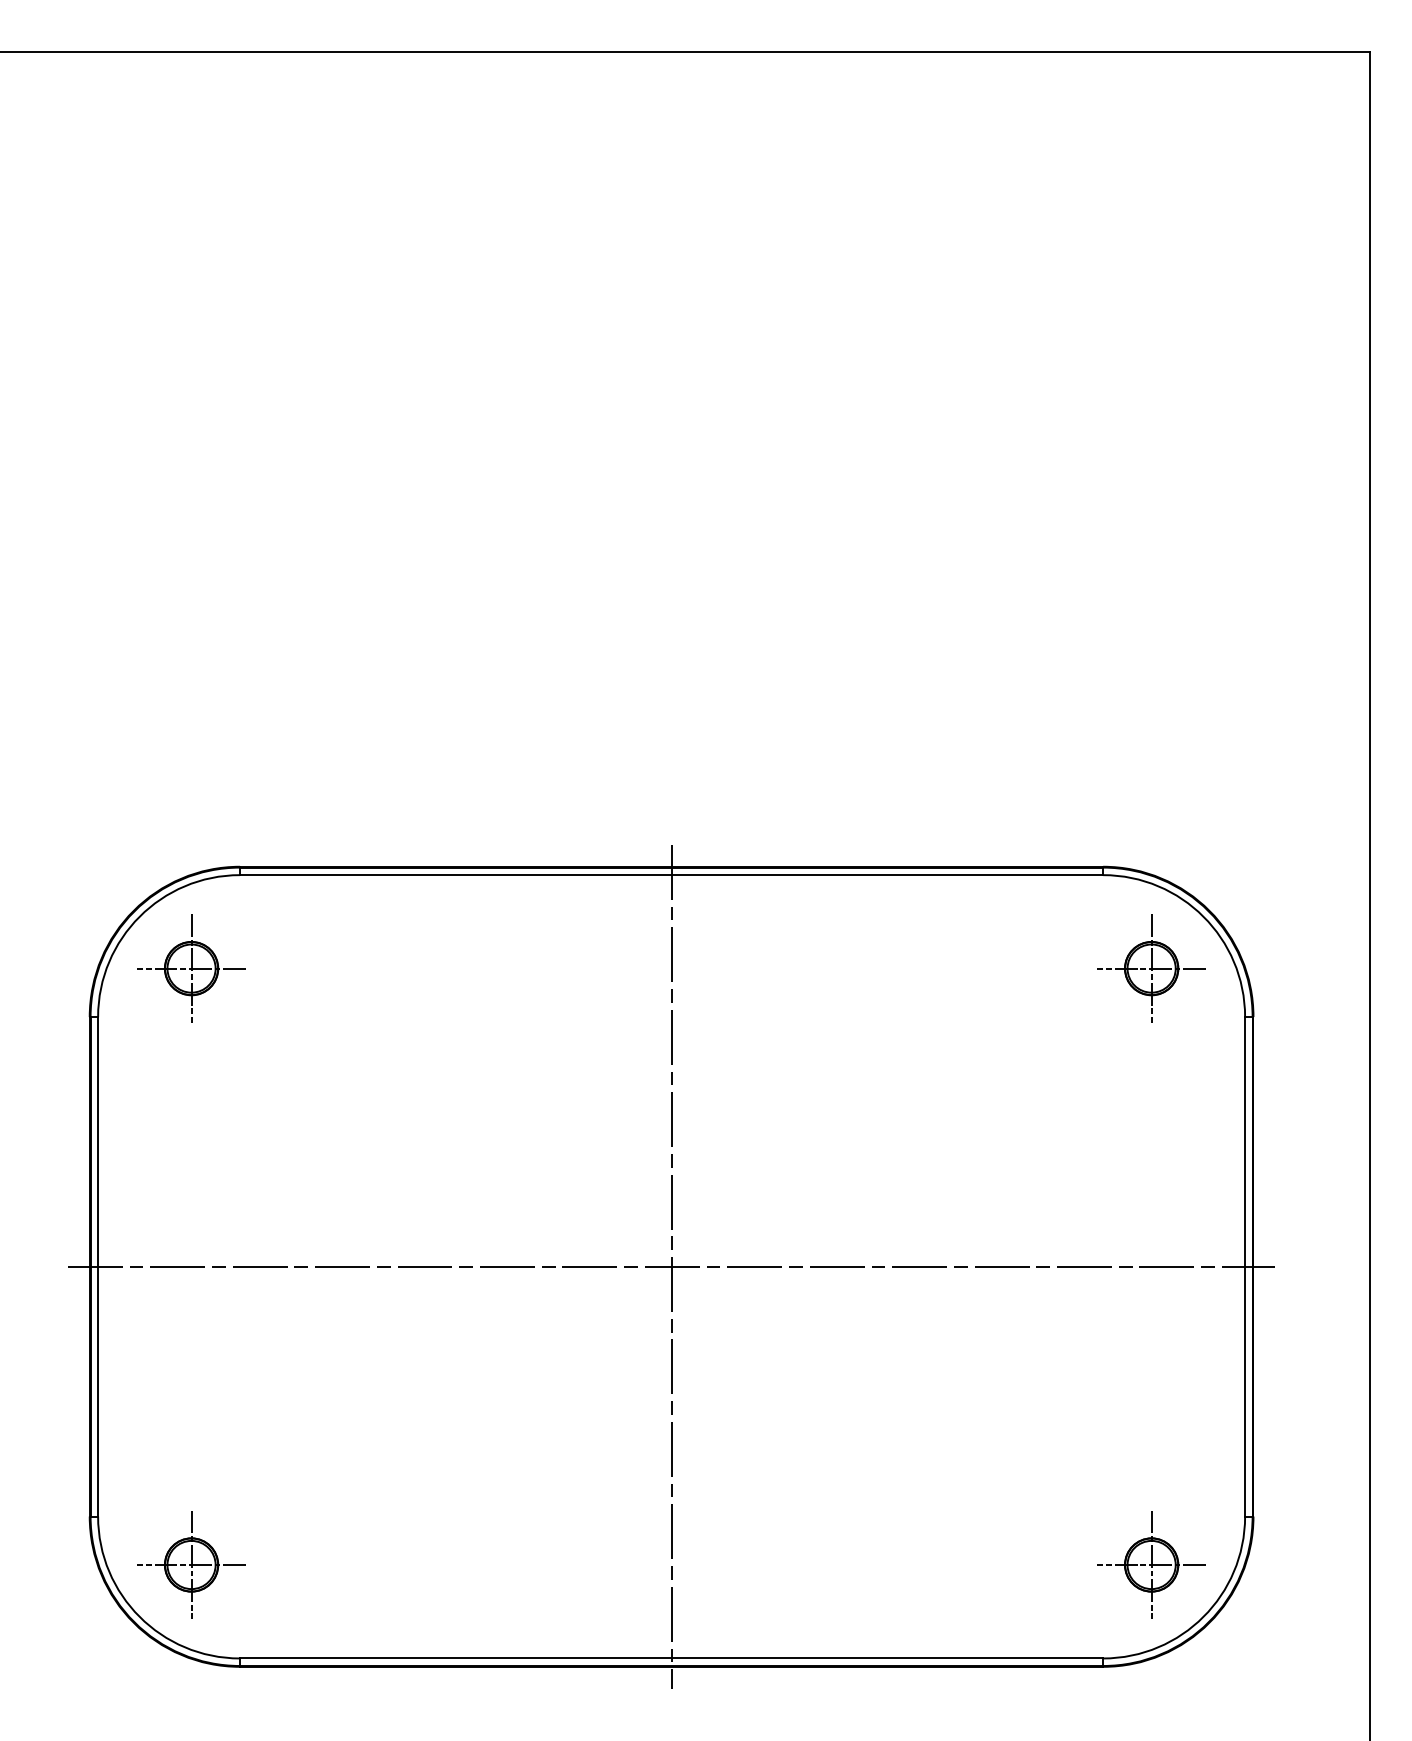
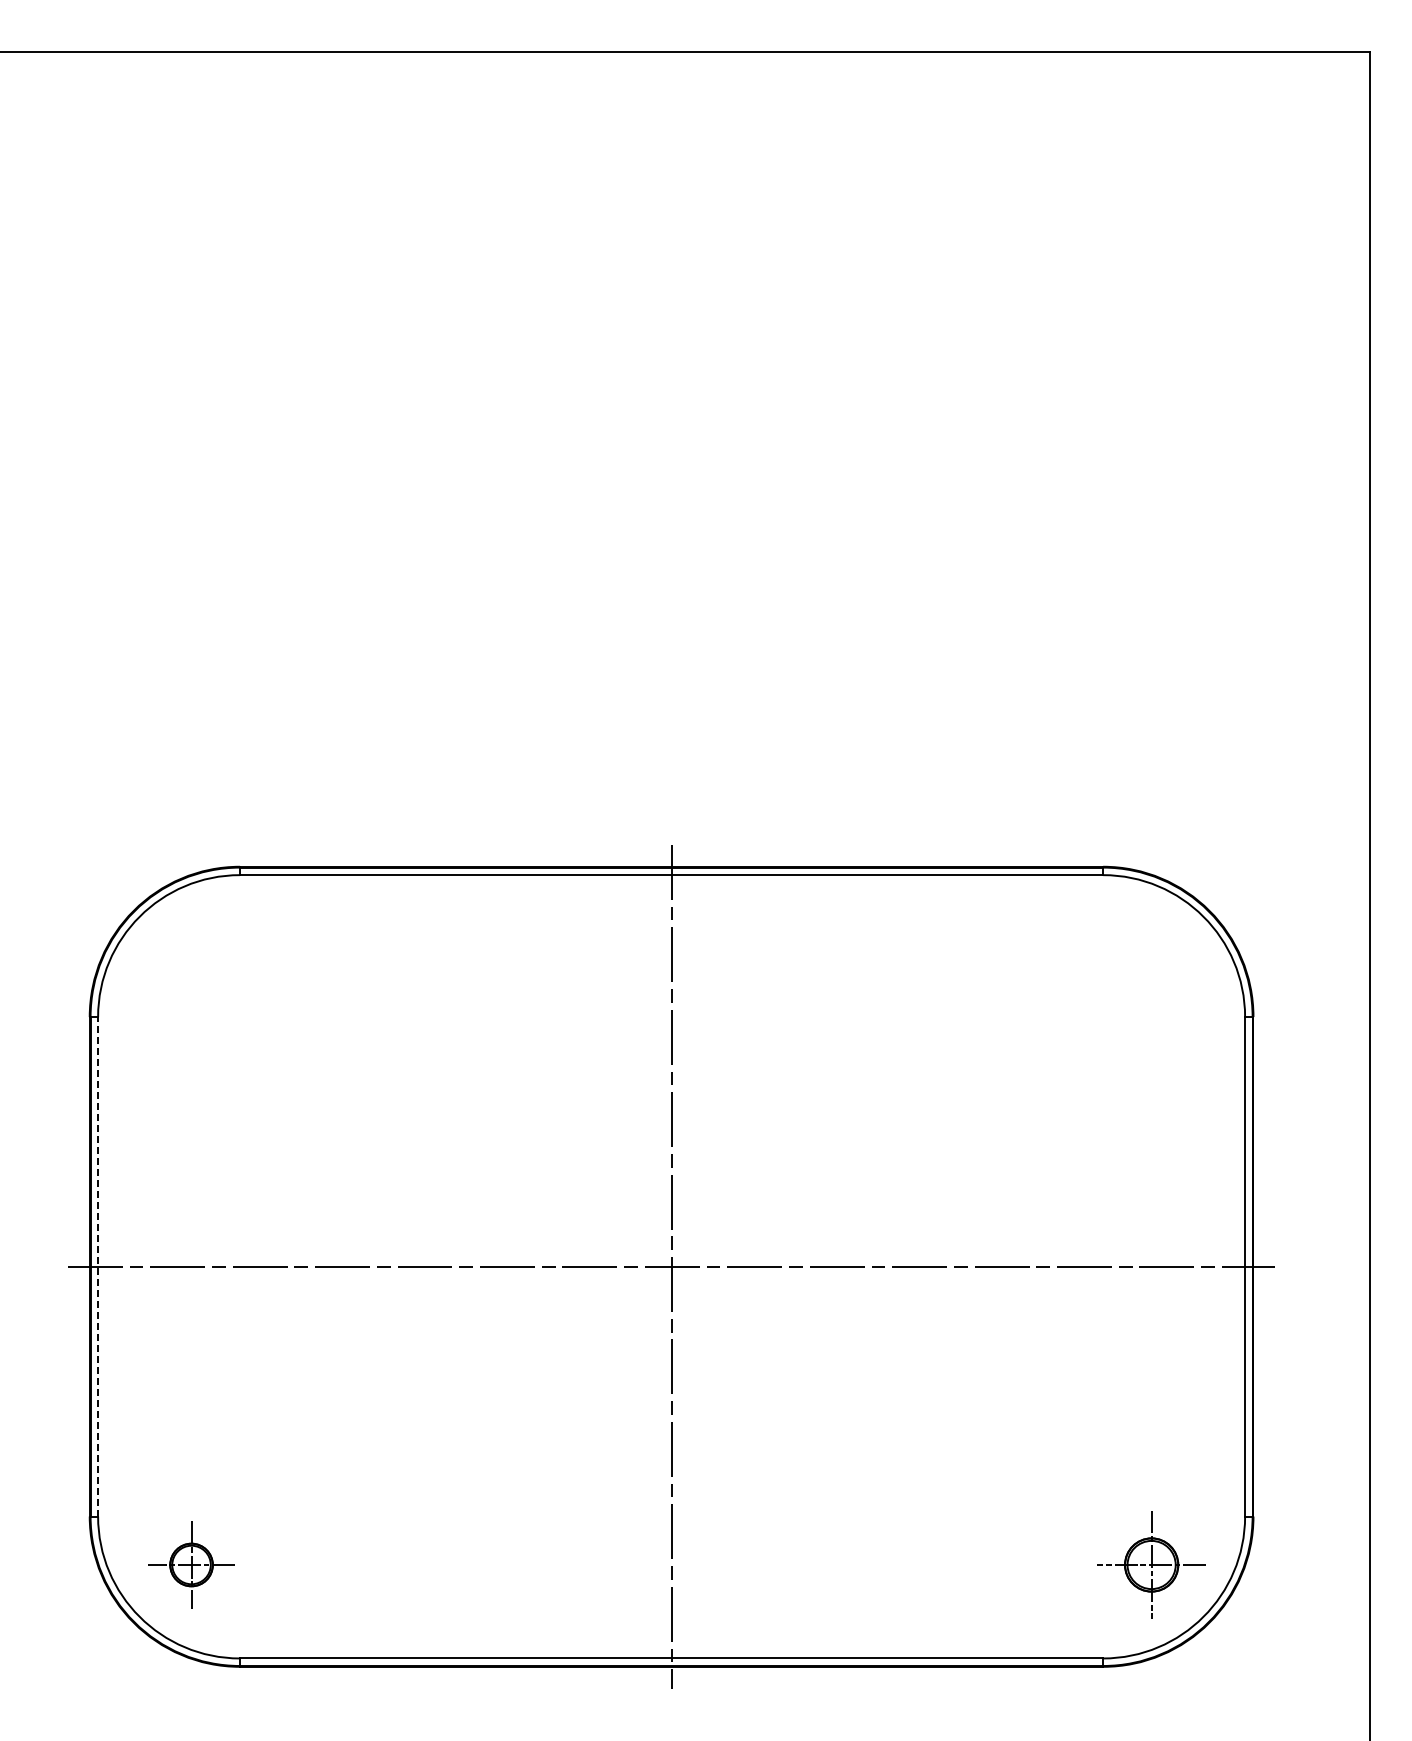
part: present -> none (191, 968)
part: present -> none (1151, 968)
line: solid -> dashed (98, 1266)
part size: 109x108 px -> 87x88 px (191, 1564)
